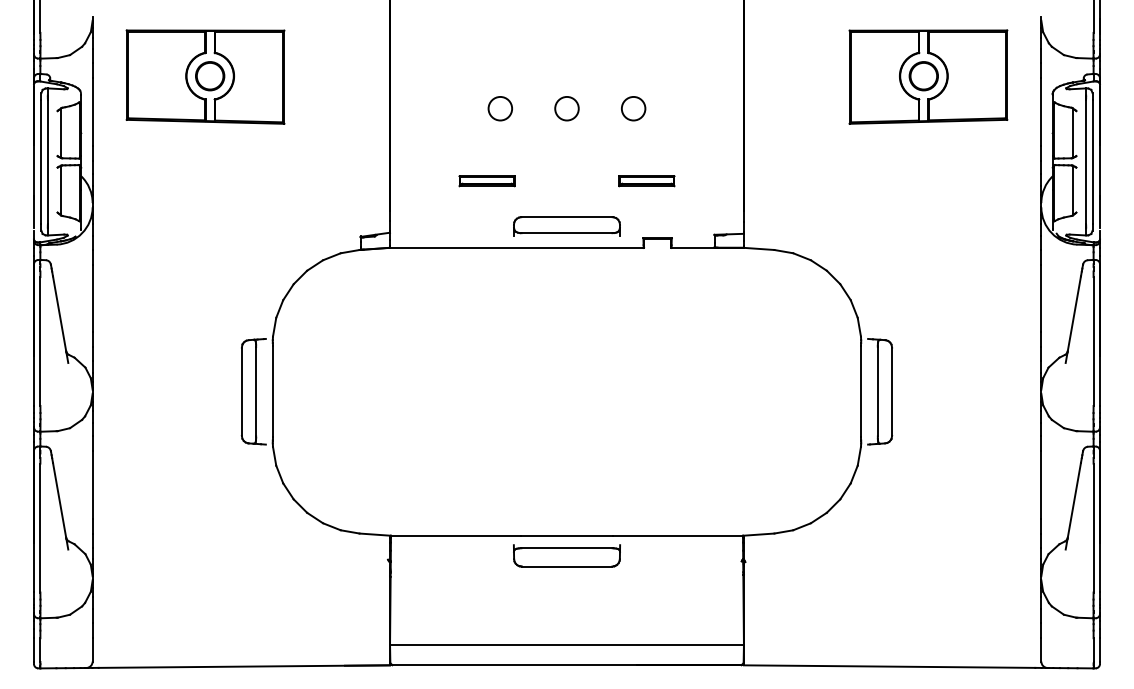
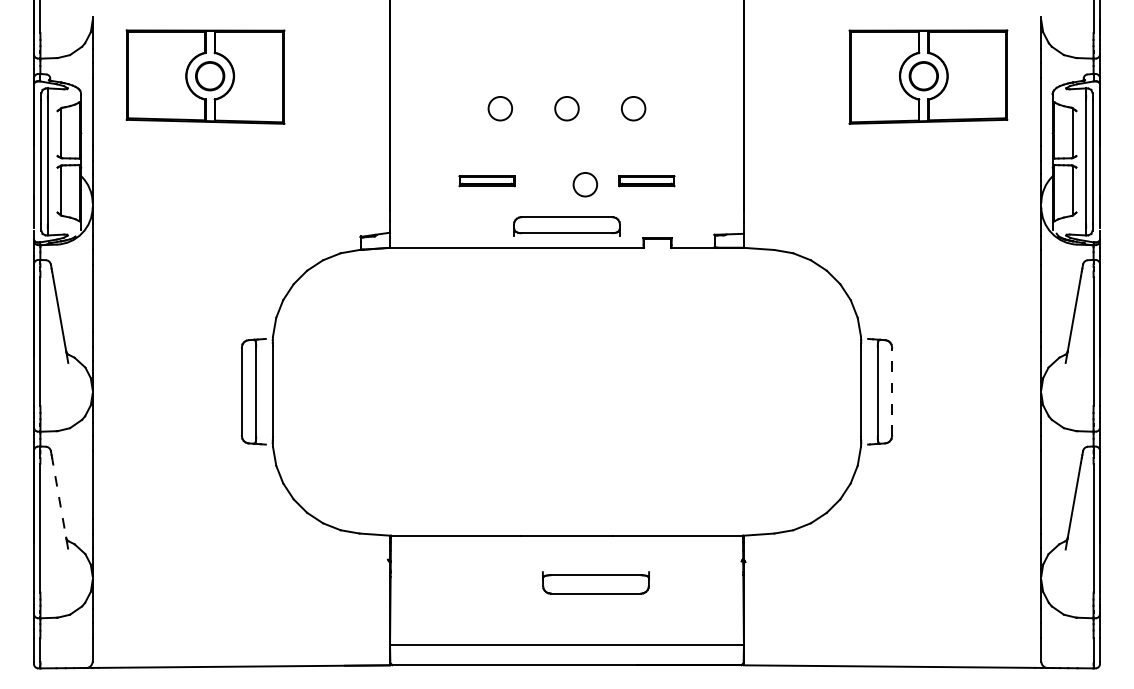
circle: none -> present (584, 184)
line: solid -> dashed (892, 391)
line: solid -> dashed (60, 506)
part position: (566, 555) -> (595, 582) (595, 582)
